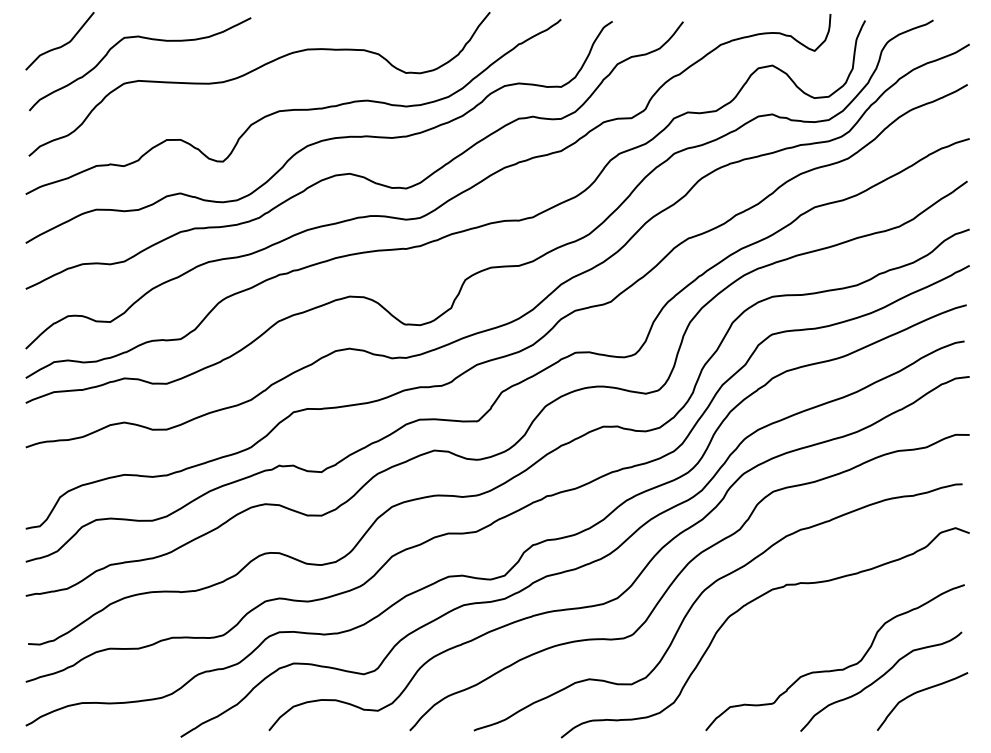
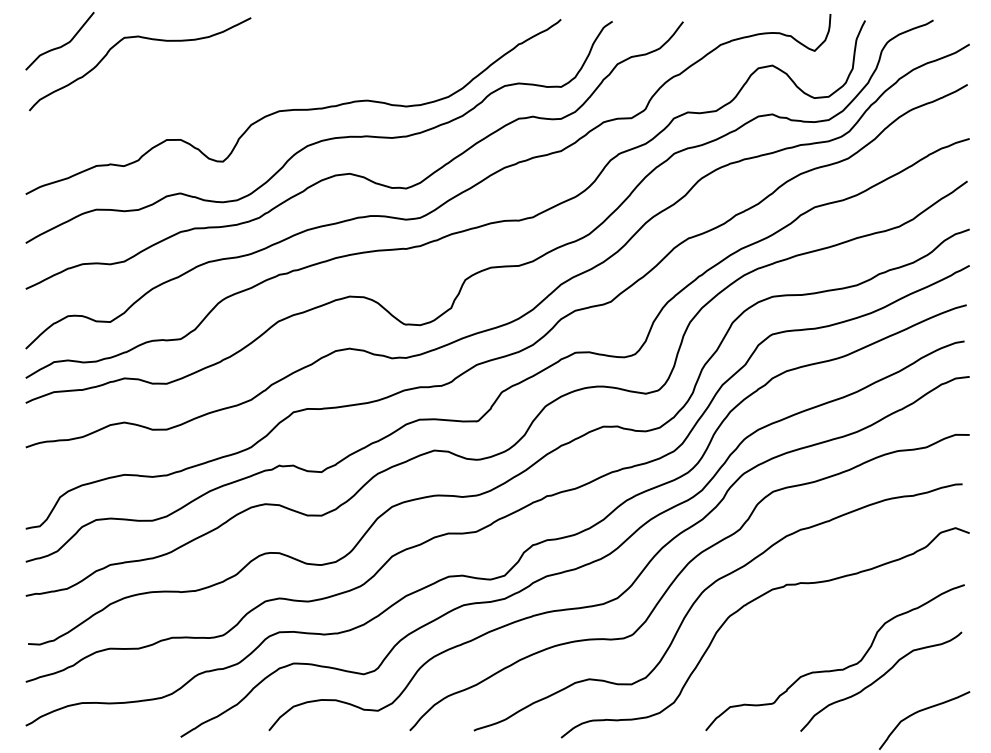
curve: present -> none (253, 71)
curve position: (917, 693) -> (919, 712) (919, 712)
